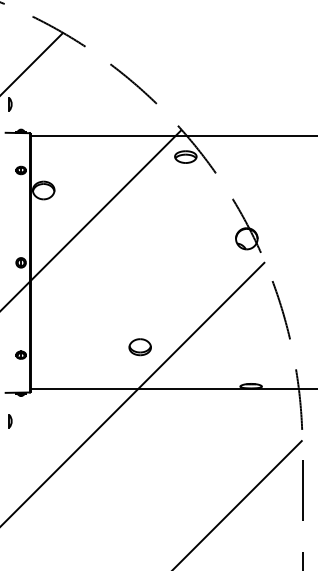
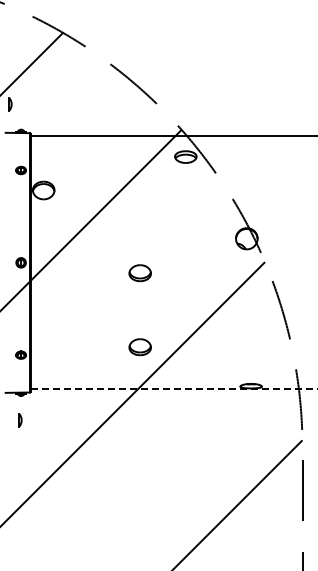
part: none -> present (139, 273)
line: solid -> dashed (174, 389)
part position: (10, 421) -> (20, 420) (20, 420)
